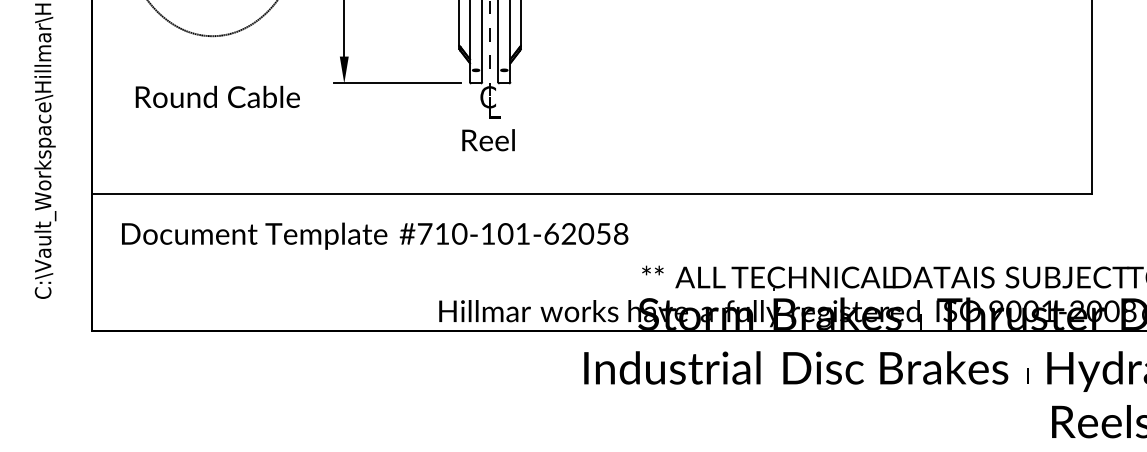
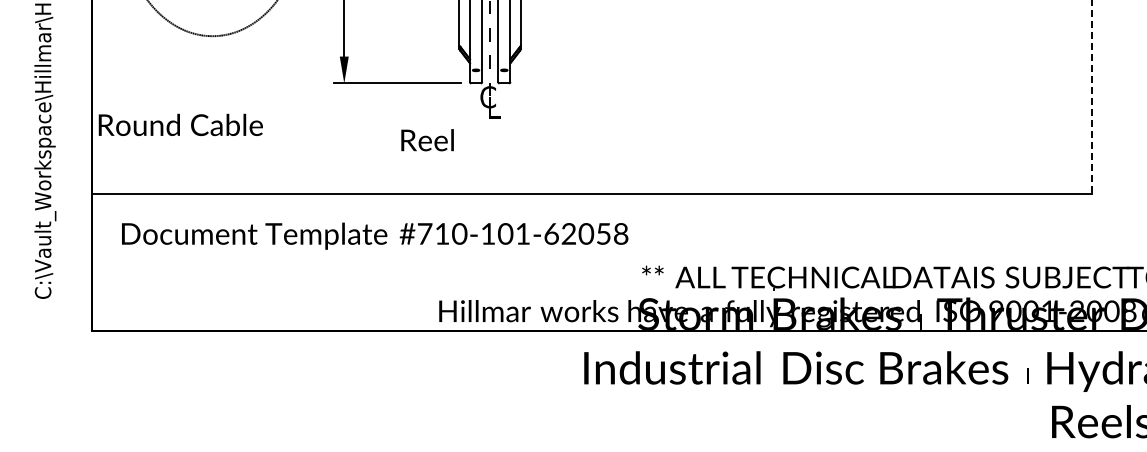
text position: (217, 96) -> (180, 124) (180, 124)
line: solid -> dashed (1091, 97)
text position: (488, 140) -> (427, 140) (427, 140)
